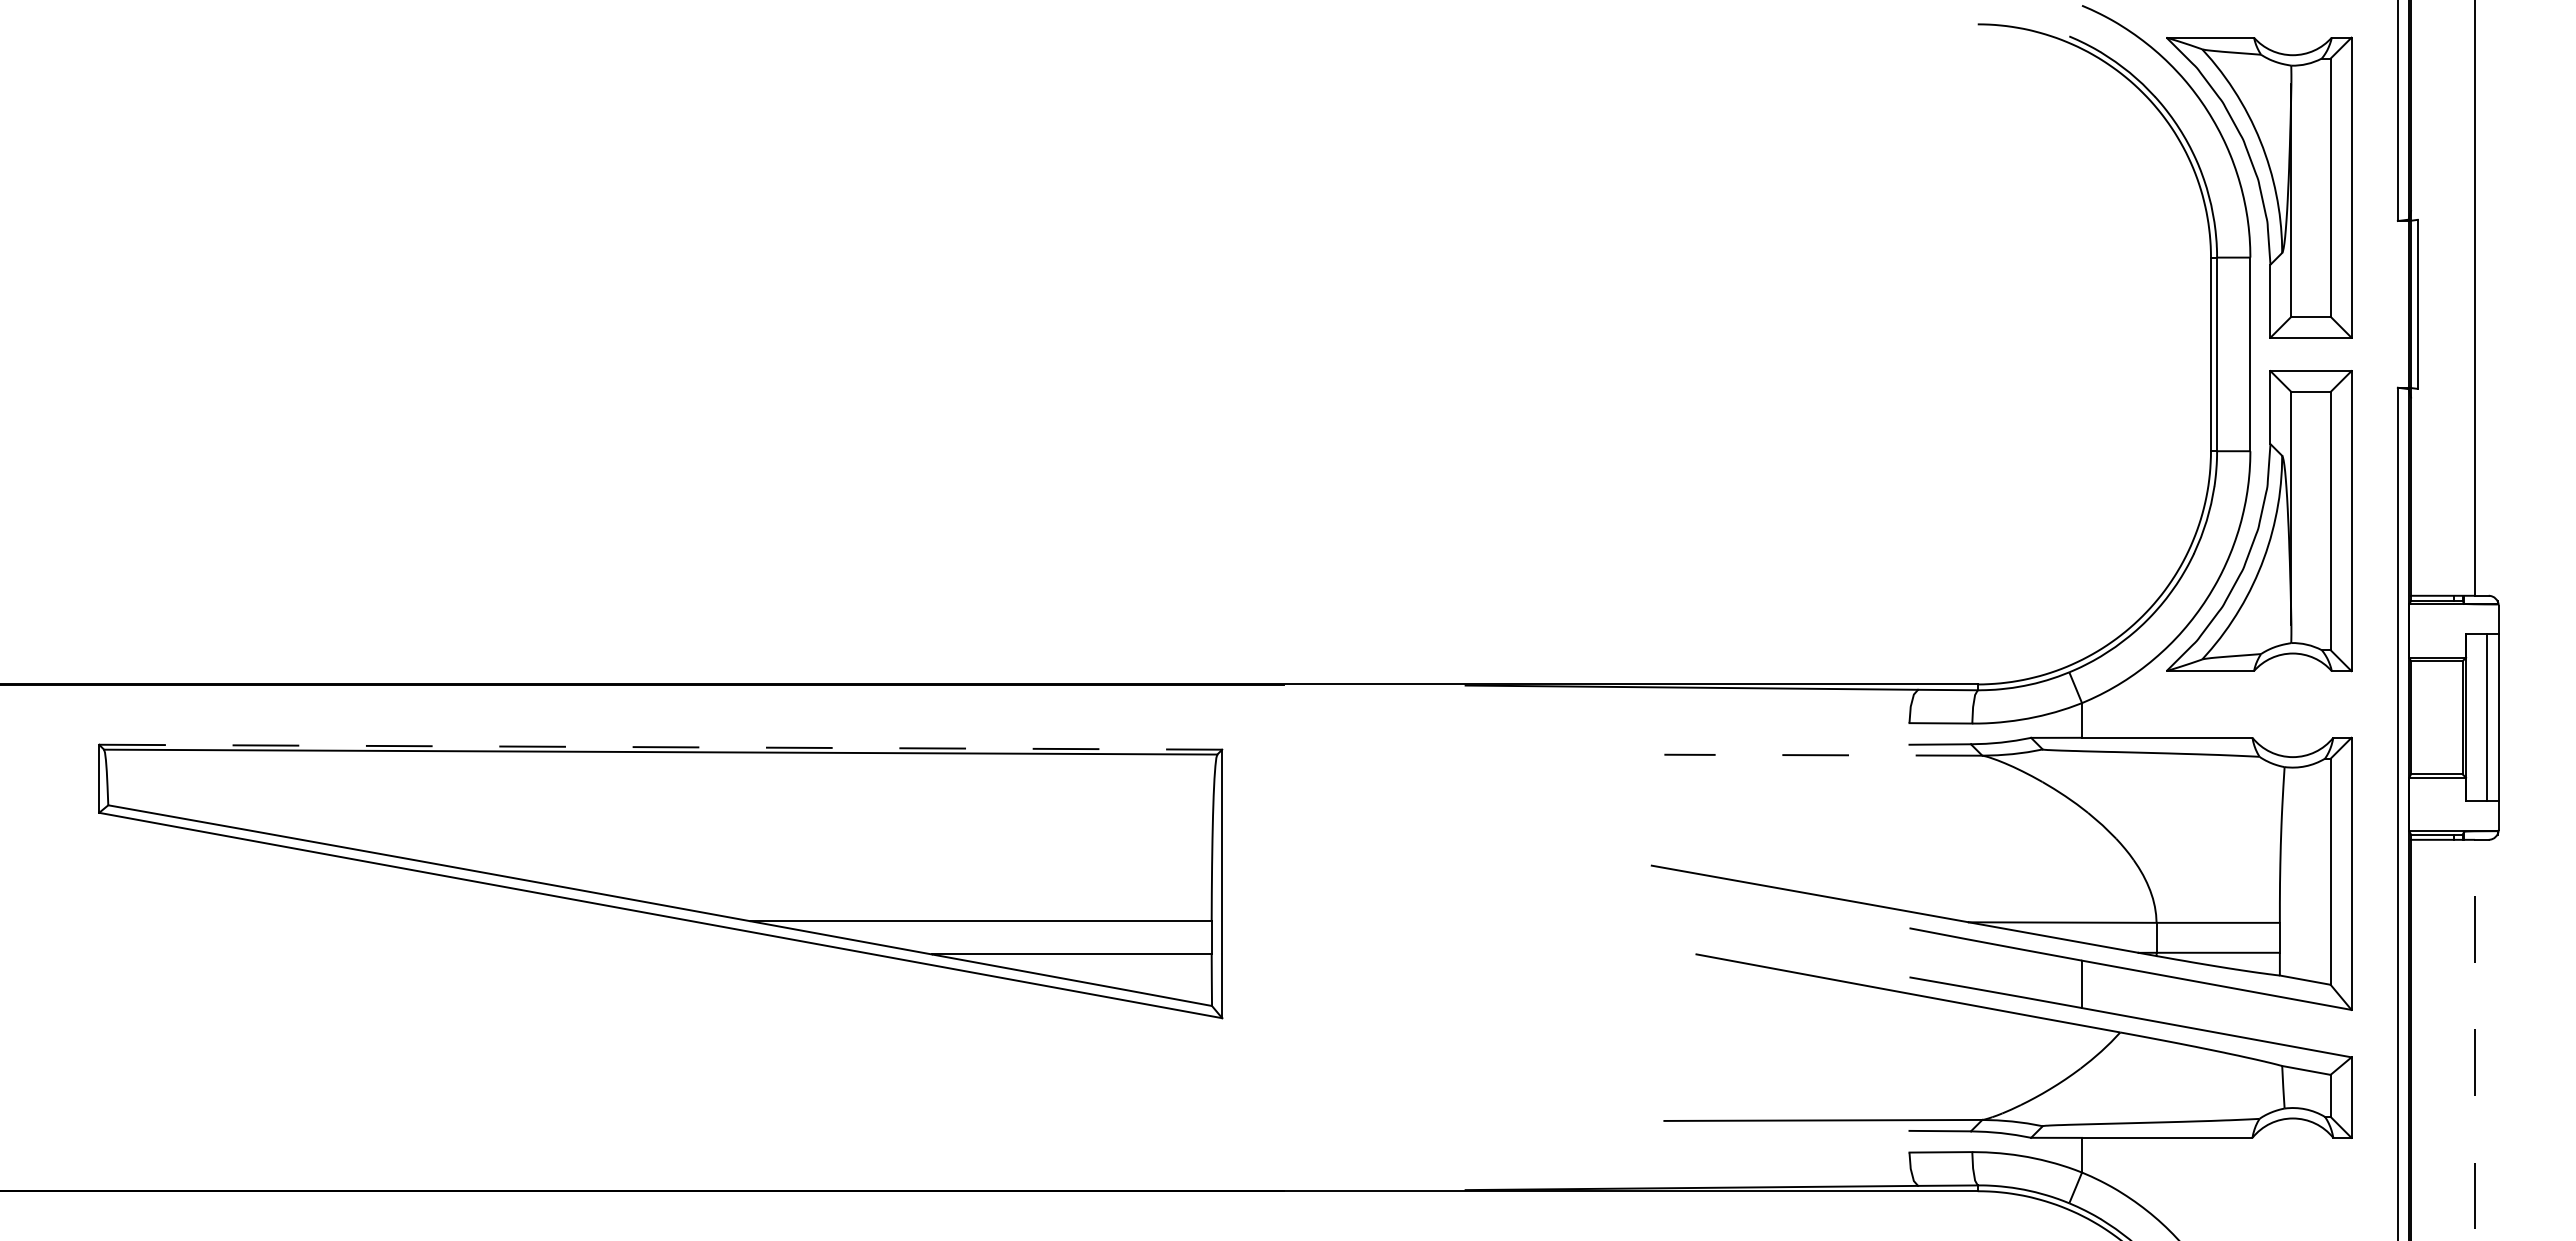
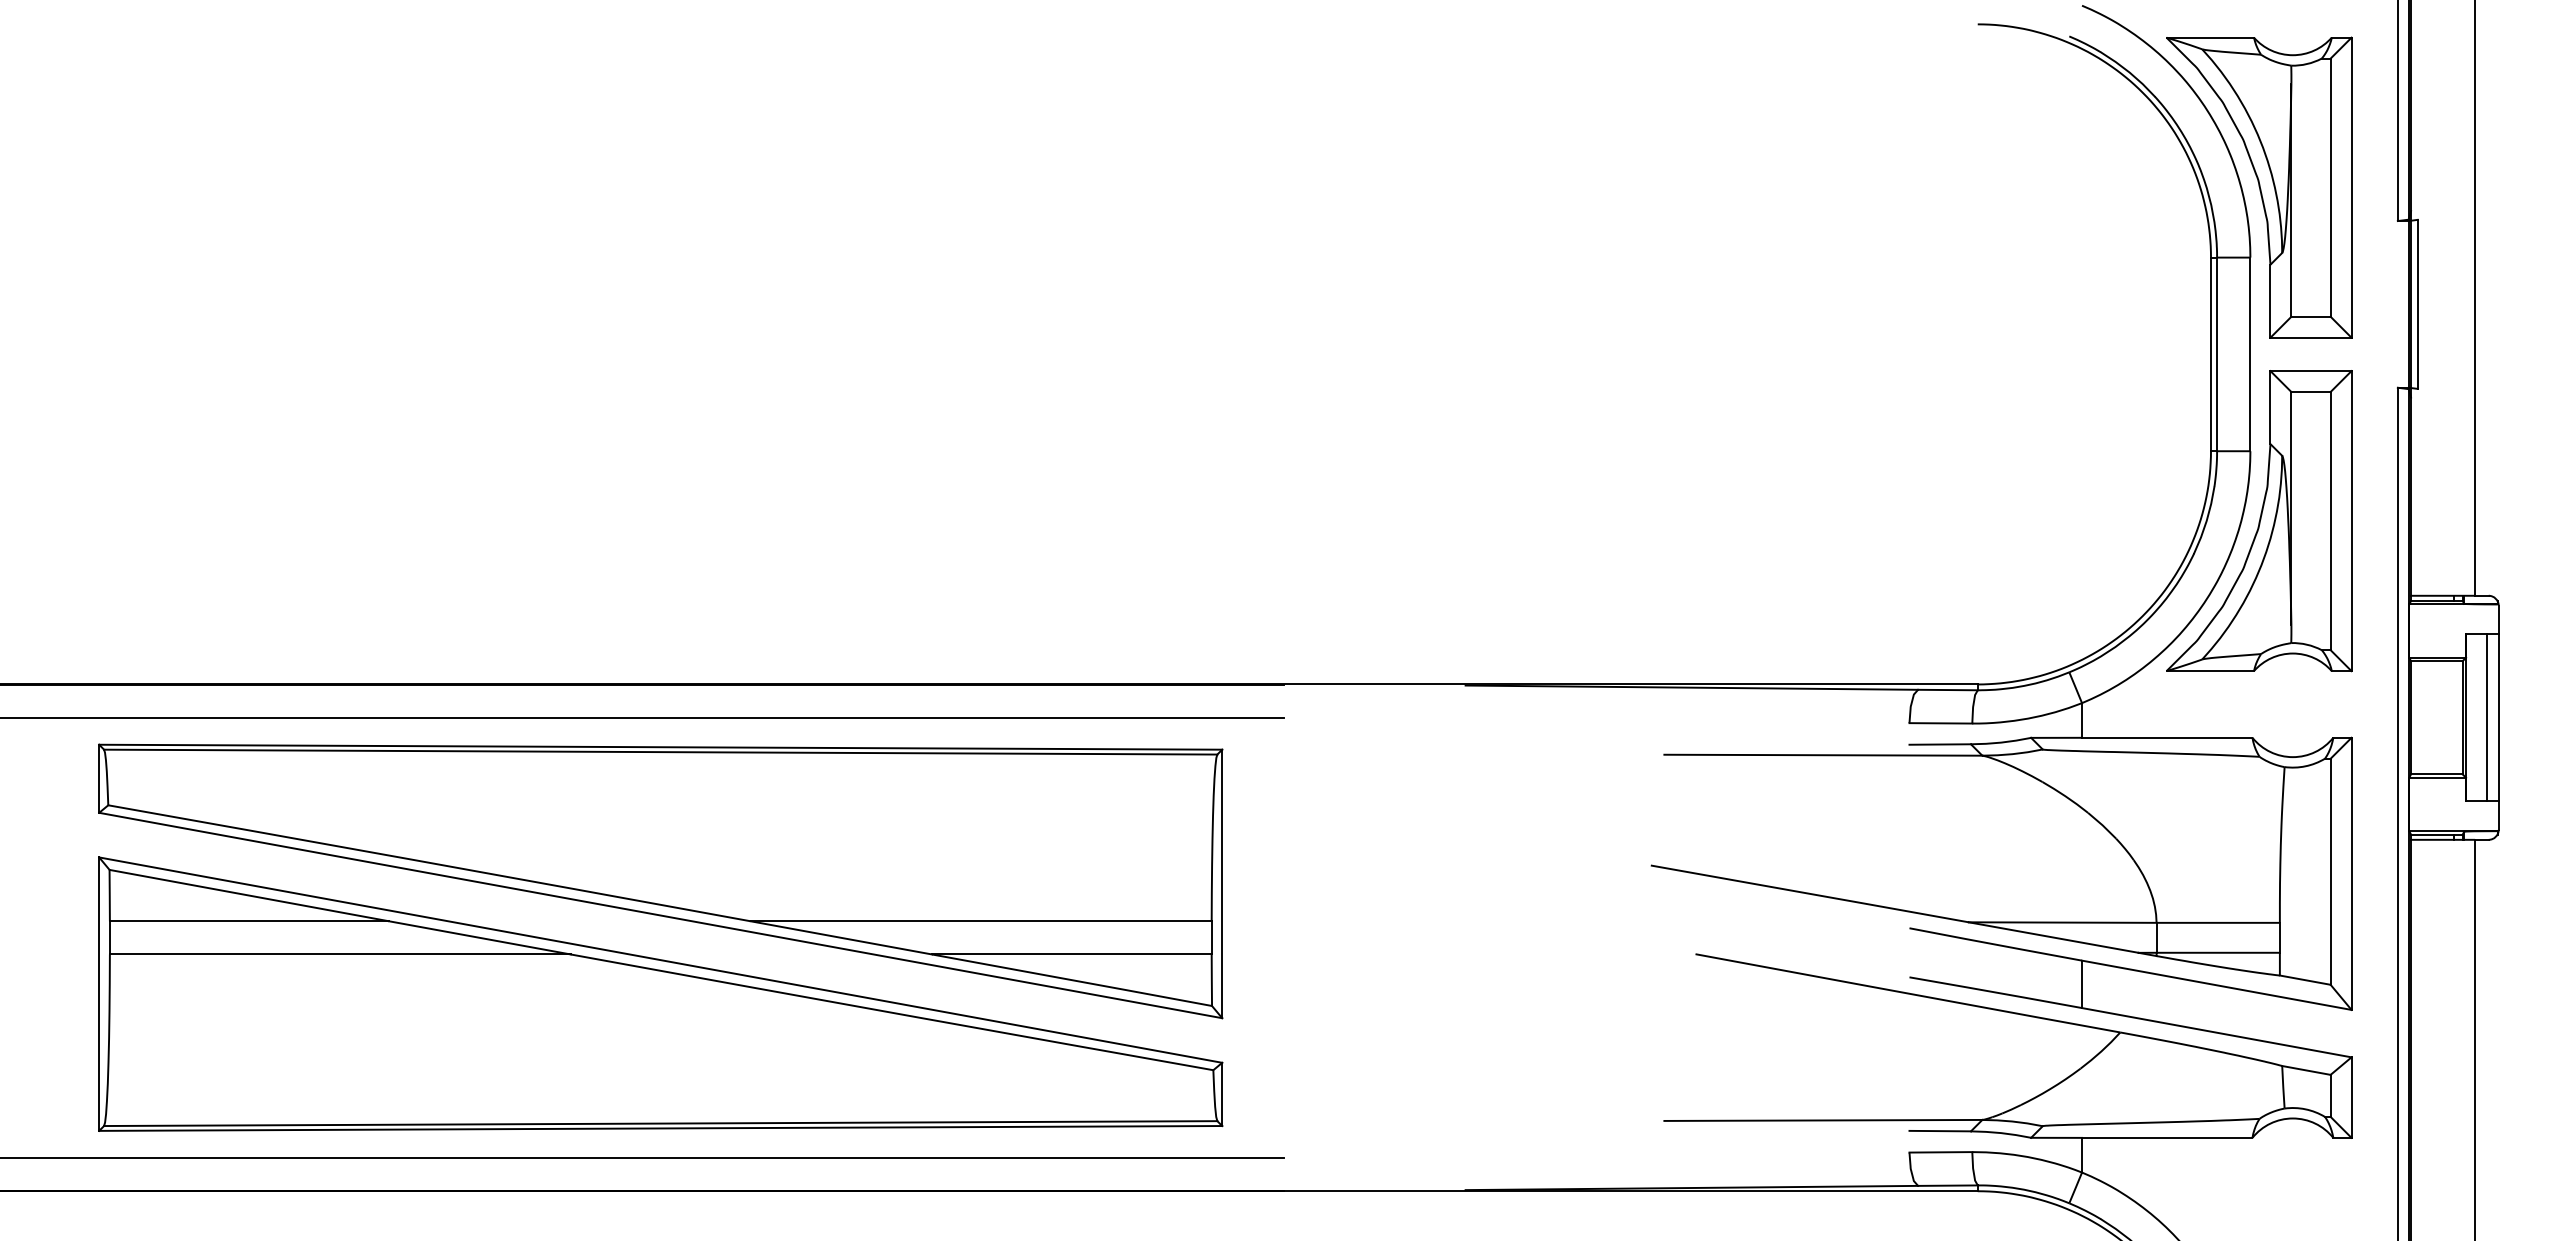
line: none -> present (643, 718)
line: dashed -> solid (660, 747)
line: dashed -> solid (1823, 755)
part: none -> present (660, 993)
line: dashed -> solid (2475, 1039)
line: none -> present (643, 1157)
